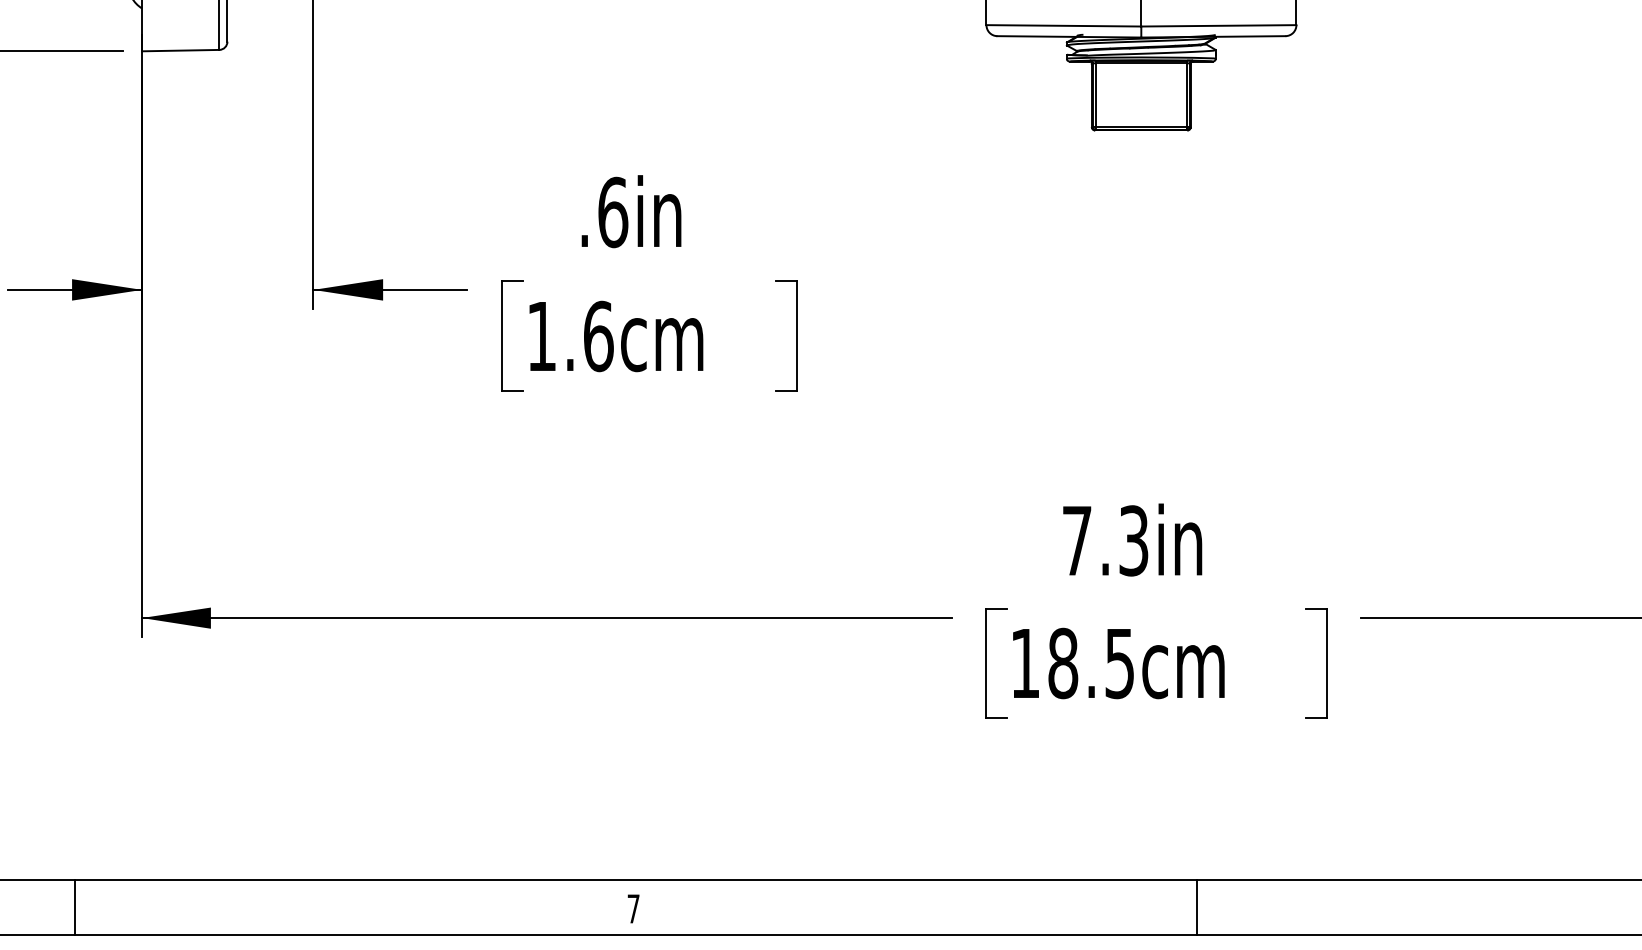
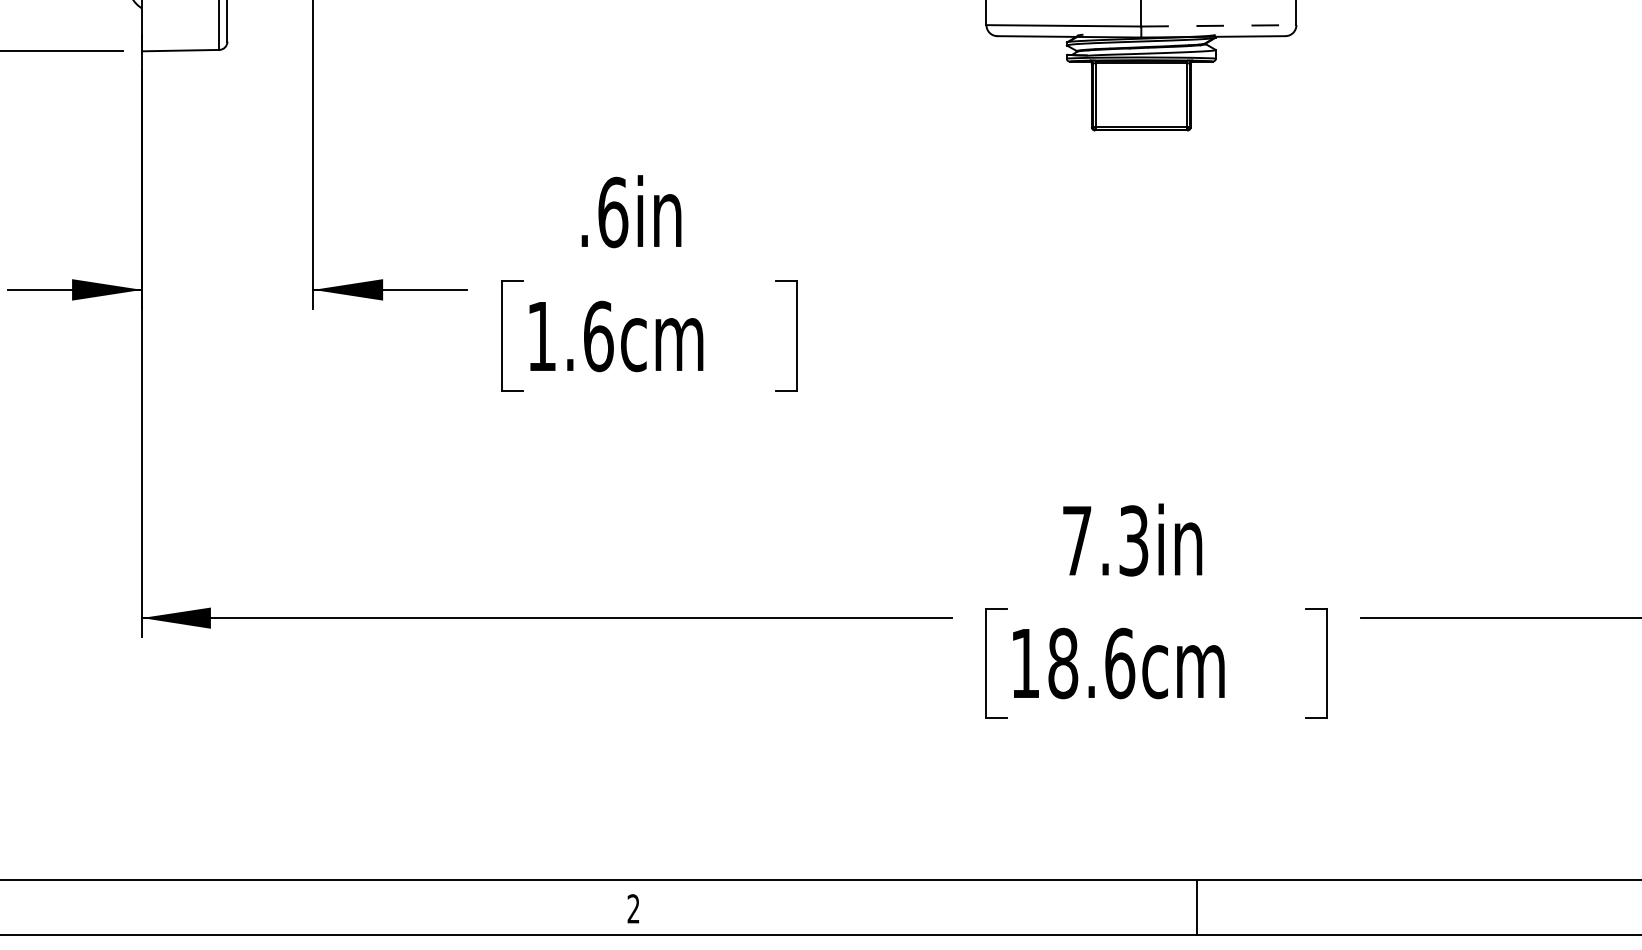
line: solid -> dashed (1218, 25)
text: 18.5cm -> 18.6cm (1120, 663)
line: present -> none (74, 907)
text: 7 -> 2 (633, 908)
